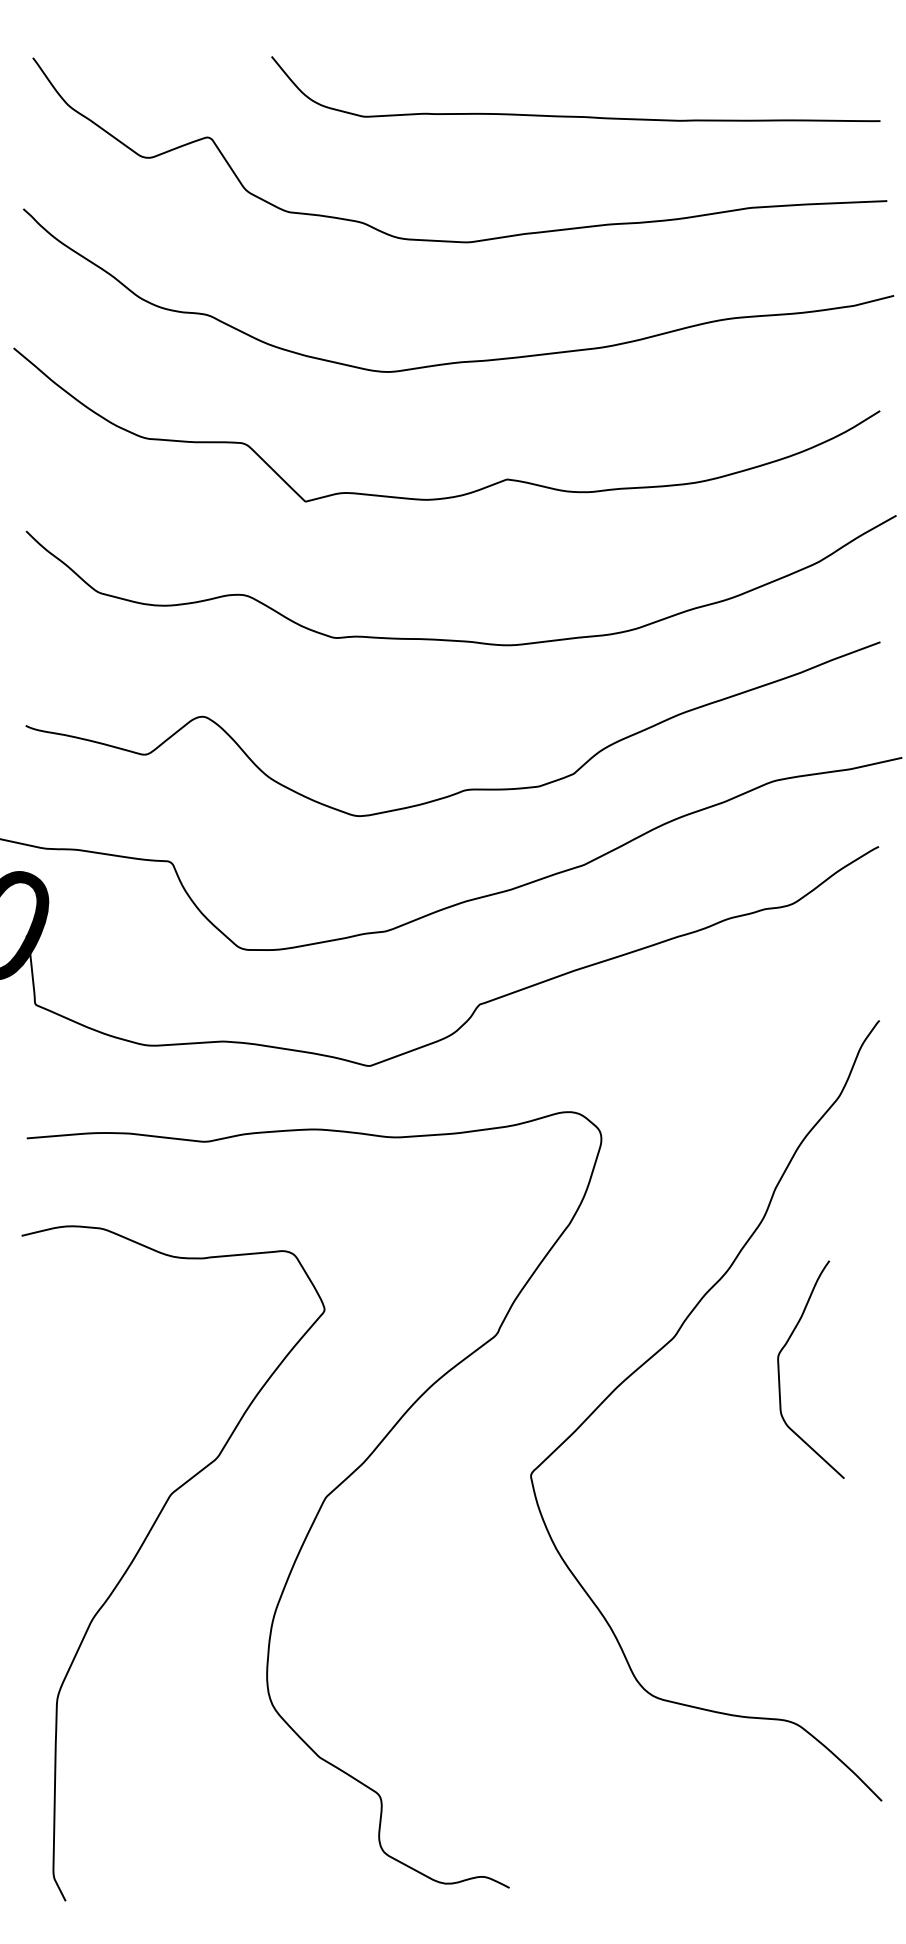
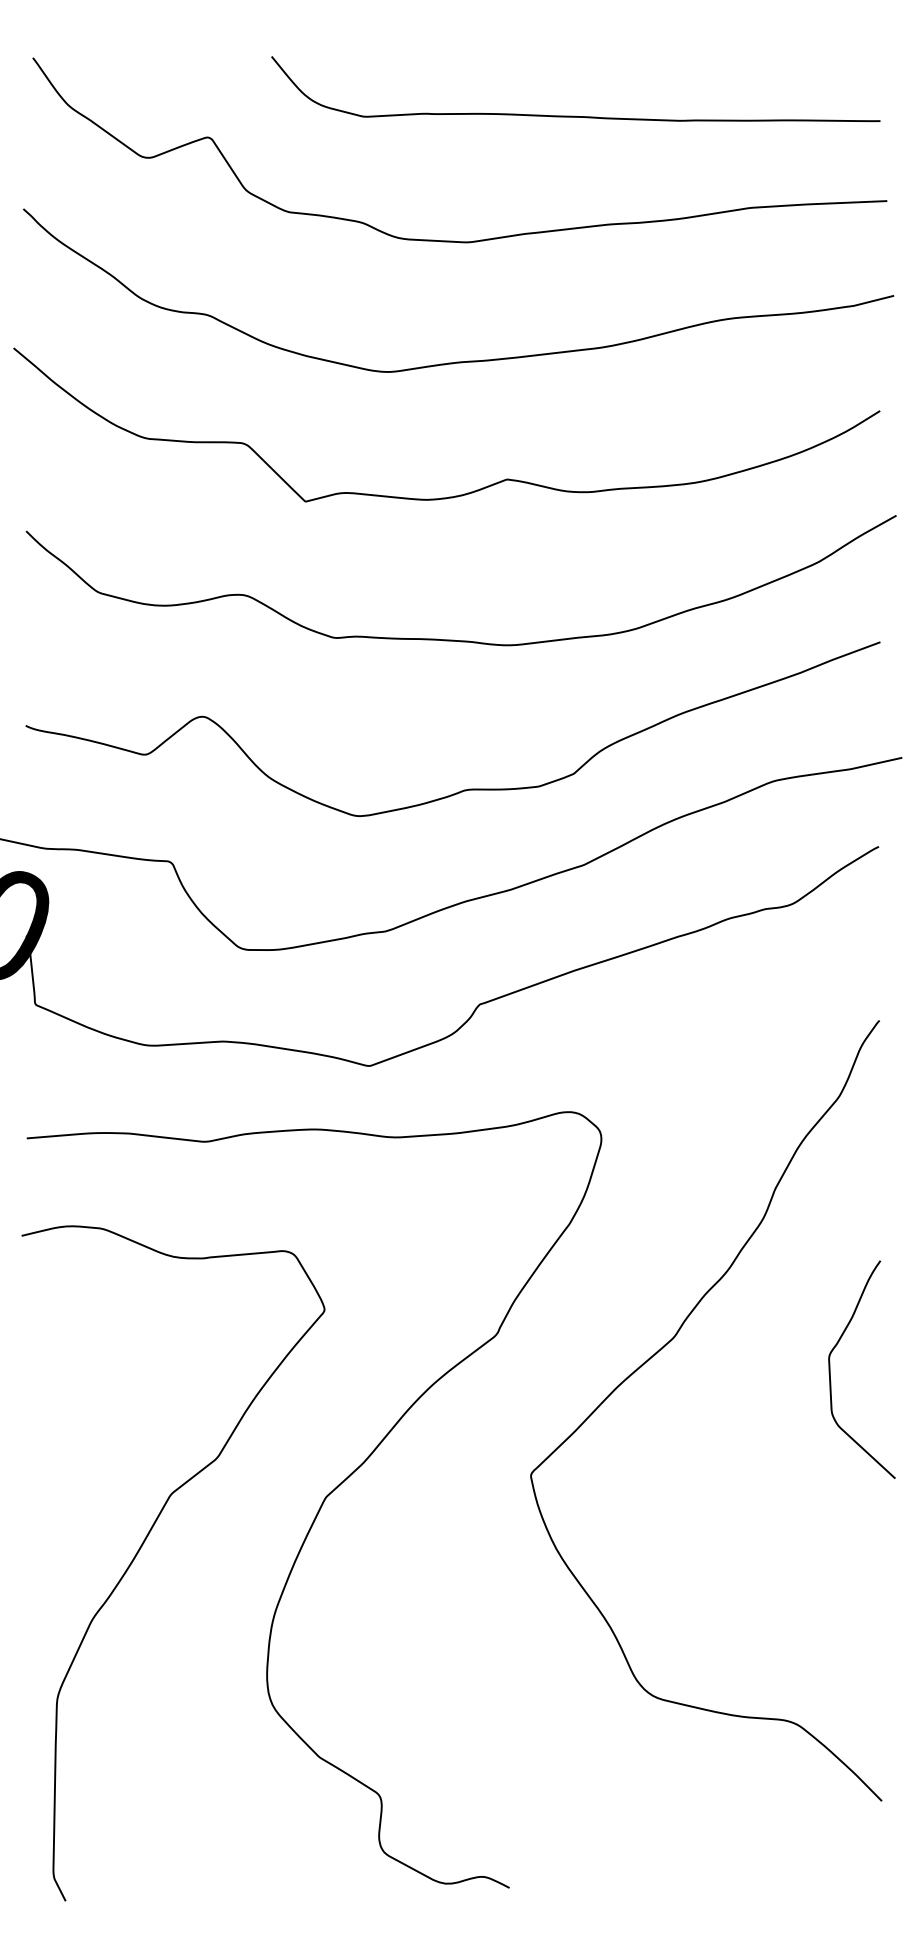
curve position: (779, 1369) -> (830, 1369) (830, 1369)
